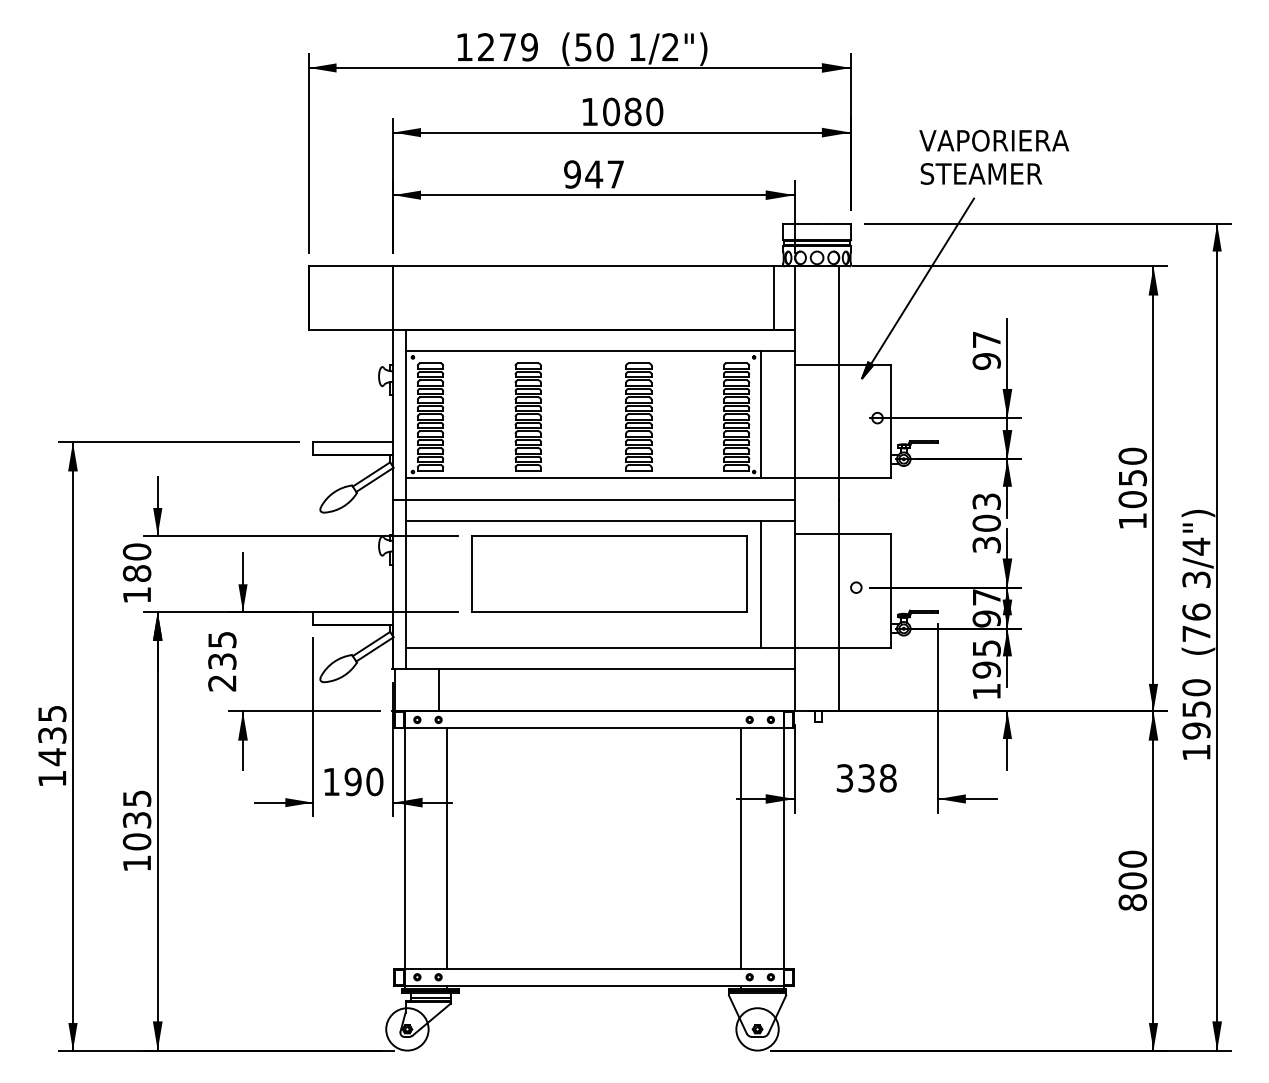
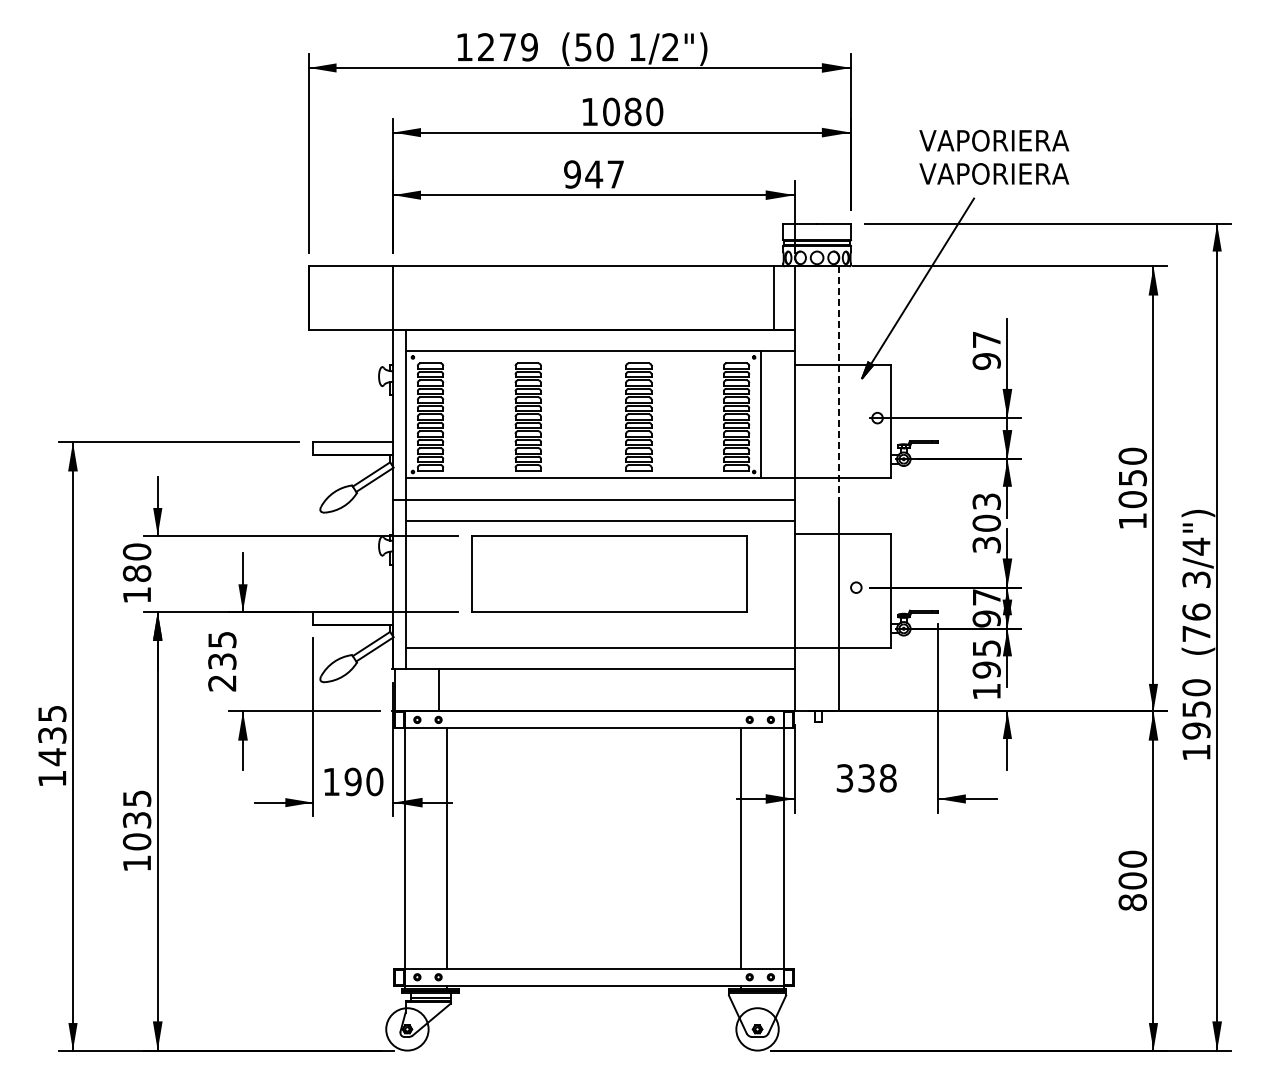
text: STEAMER -> VAPORIERA (994, 173)
line: solid -> dashed (839, 382)
line: present -> none (760, 583)
